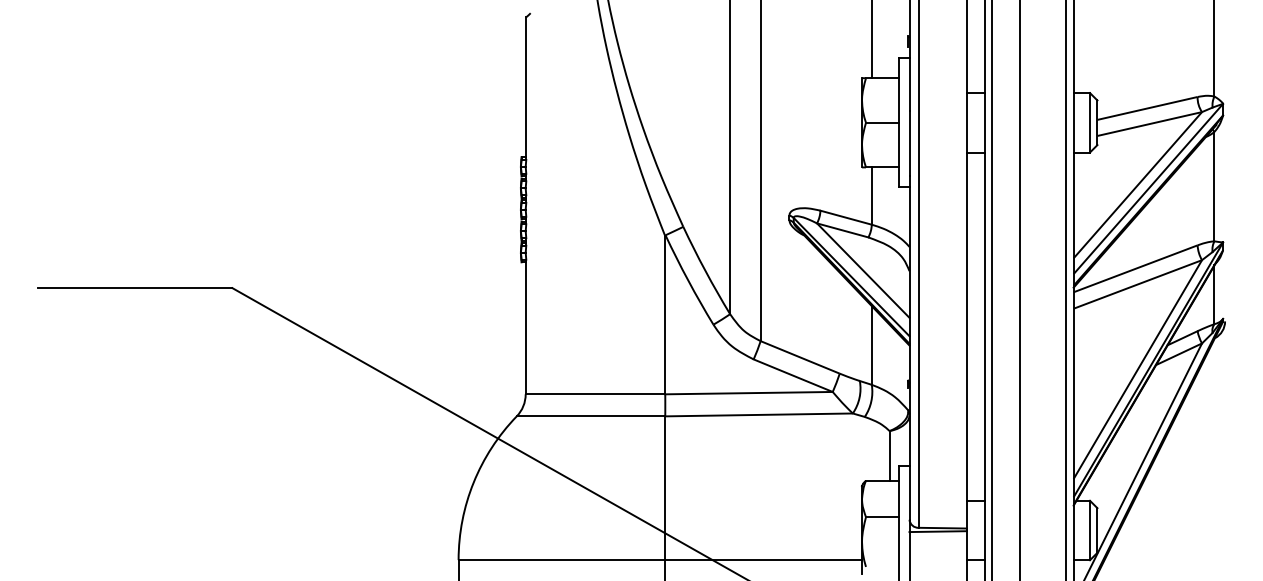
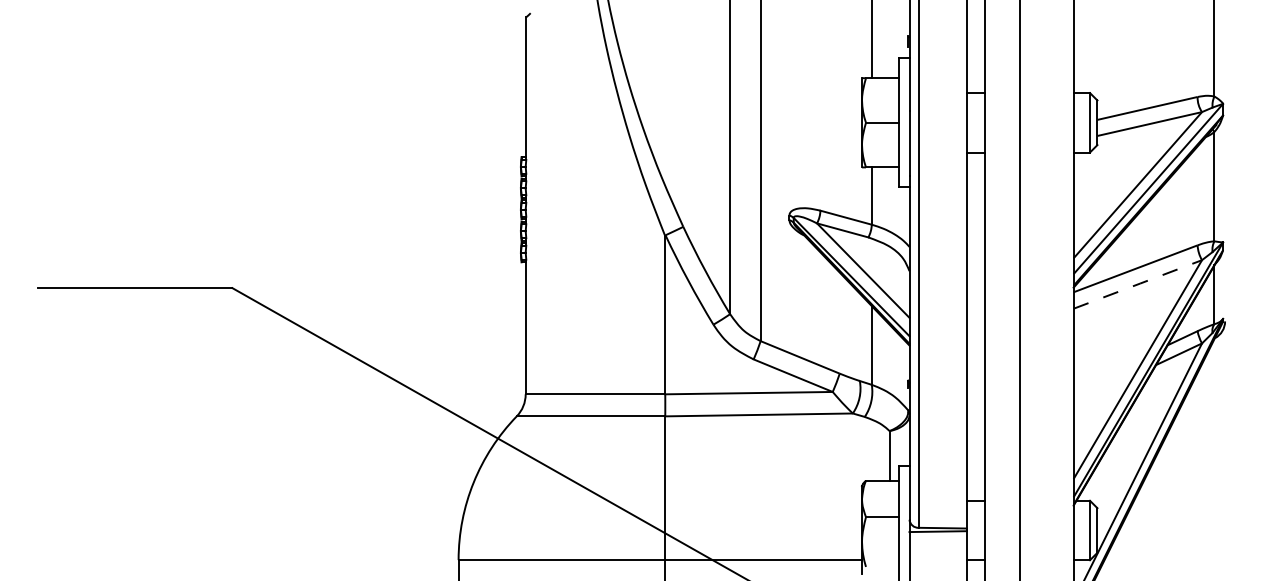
line: solid -> dashed (1138, 284)
line: present -> none (992, 289)
line: present -> none (1066, 289)
